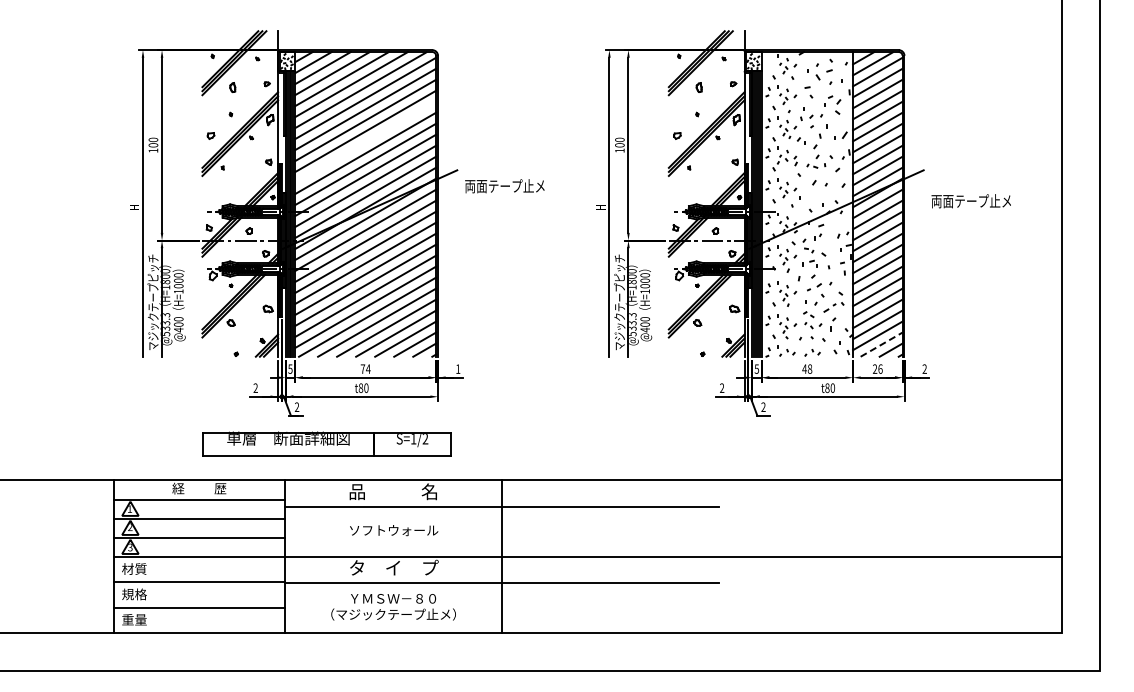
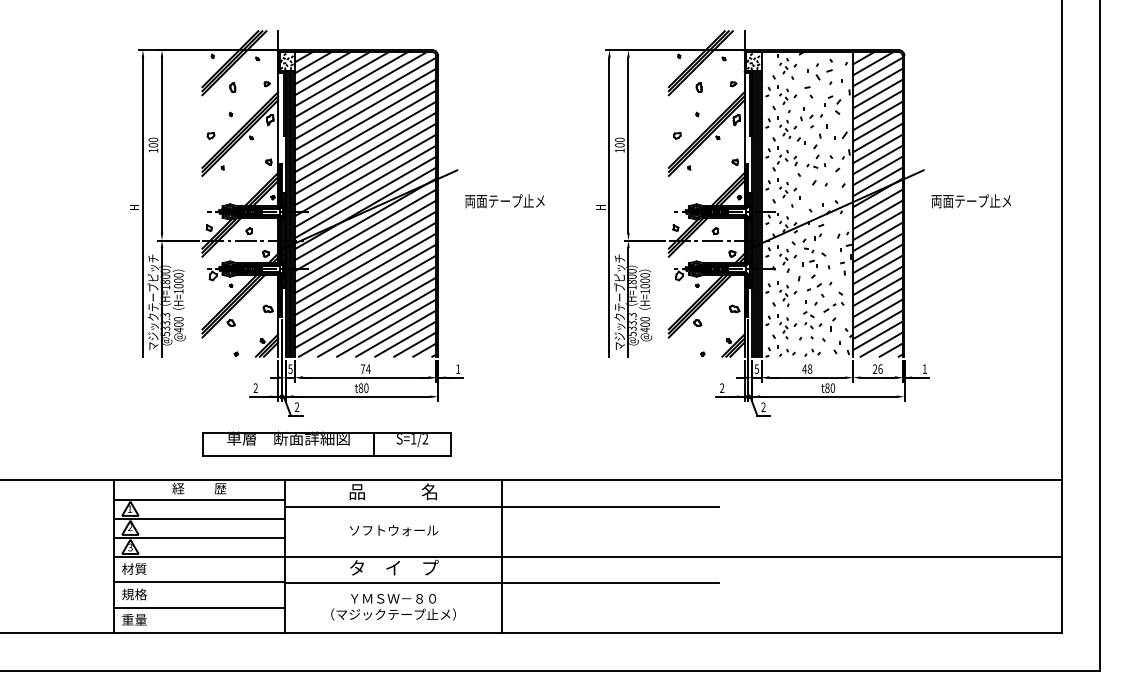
line: none -> present (365, 142)
text position: (504, 186) -> (504, 201) (504, 201)
line: dashed -> solid (882, 344)
text: 2 -> 1 (924, 368)
